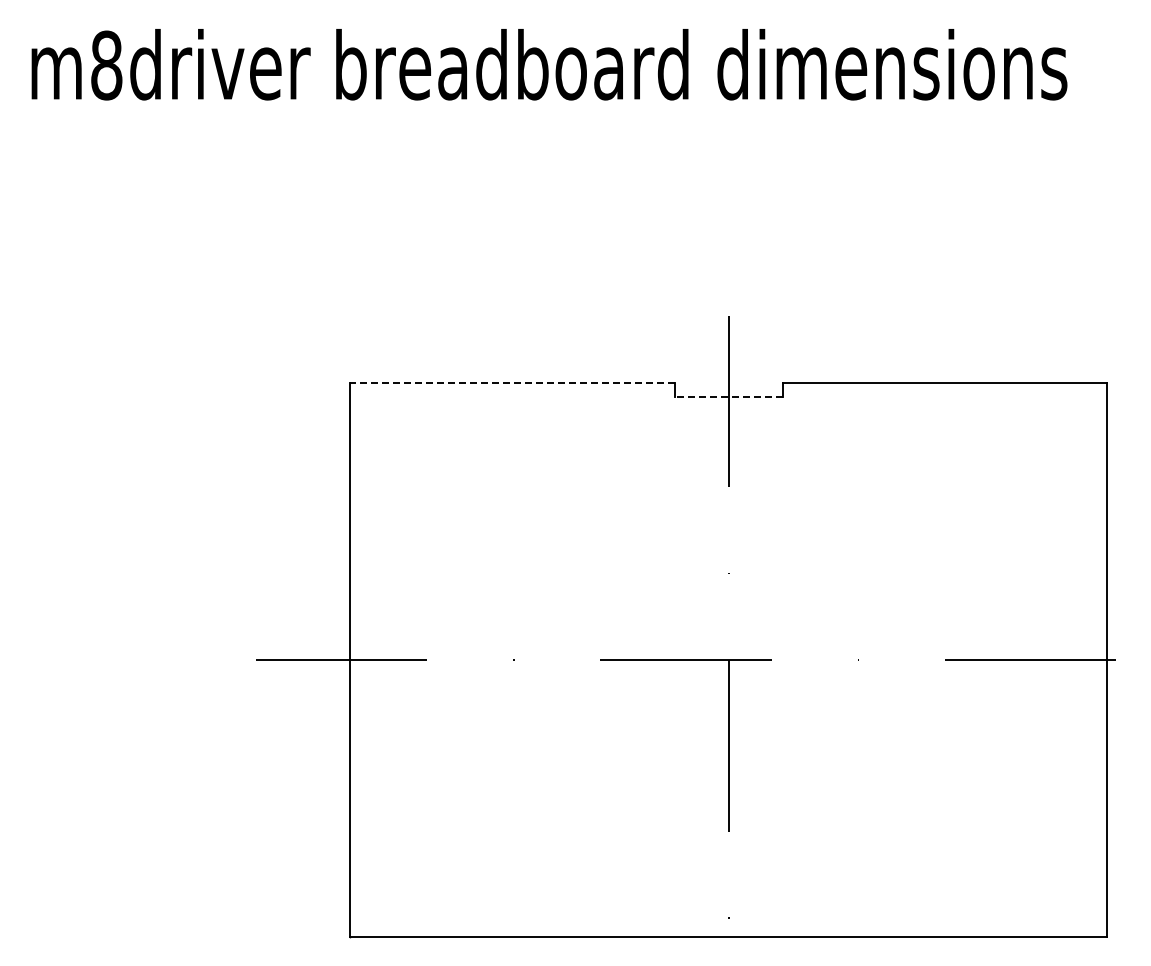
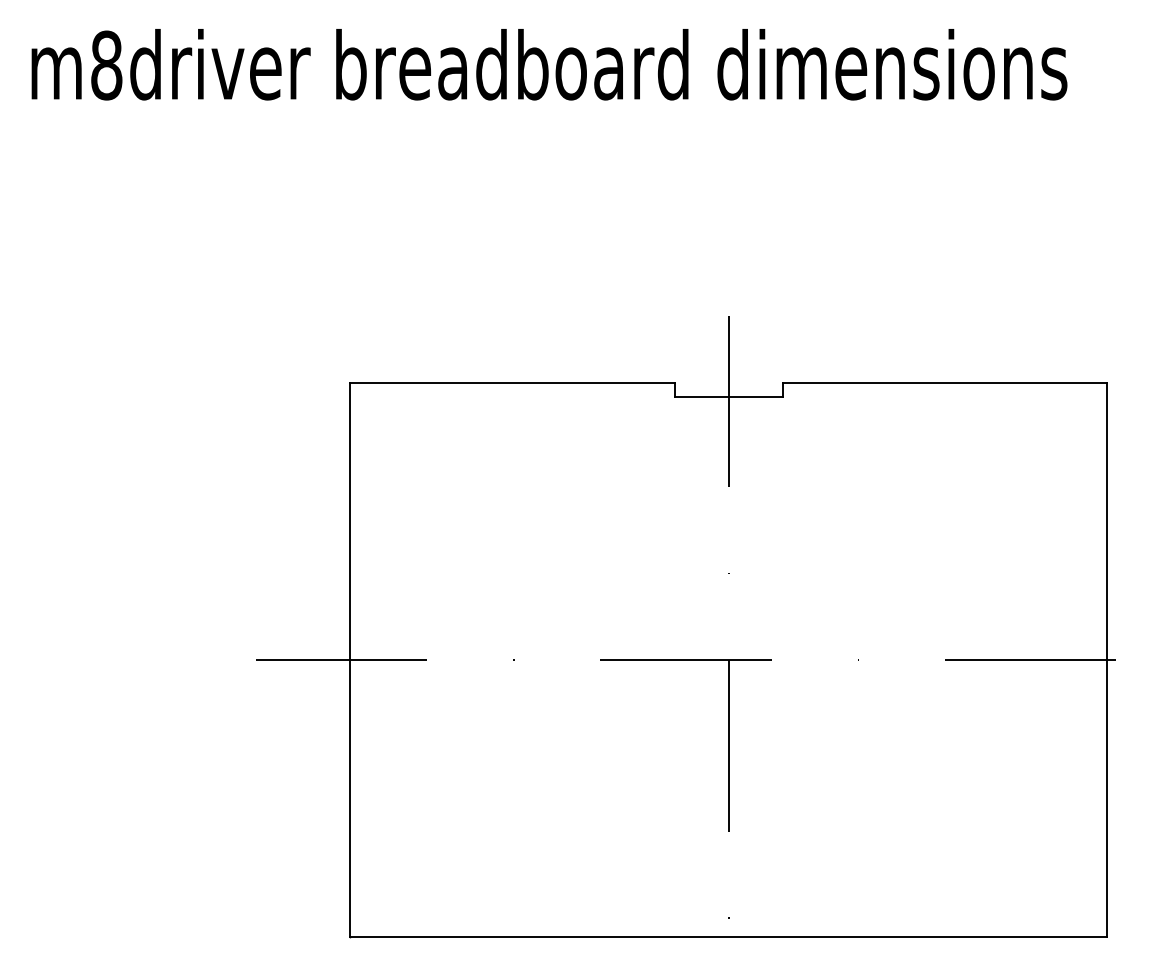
line: dashed -> solid (511, 383)
line: dashed -> solid (728, 396)
